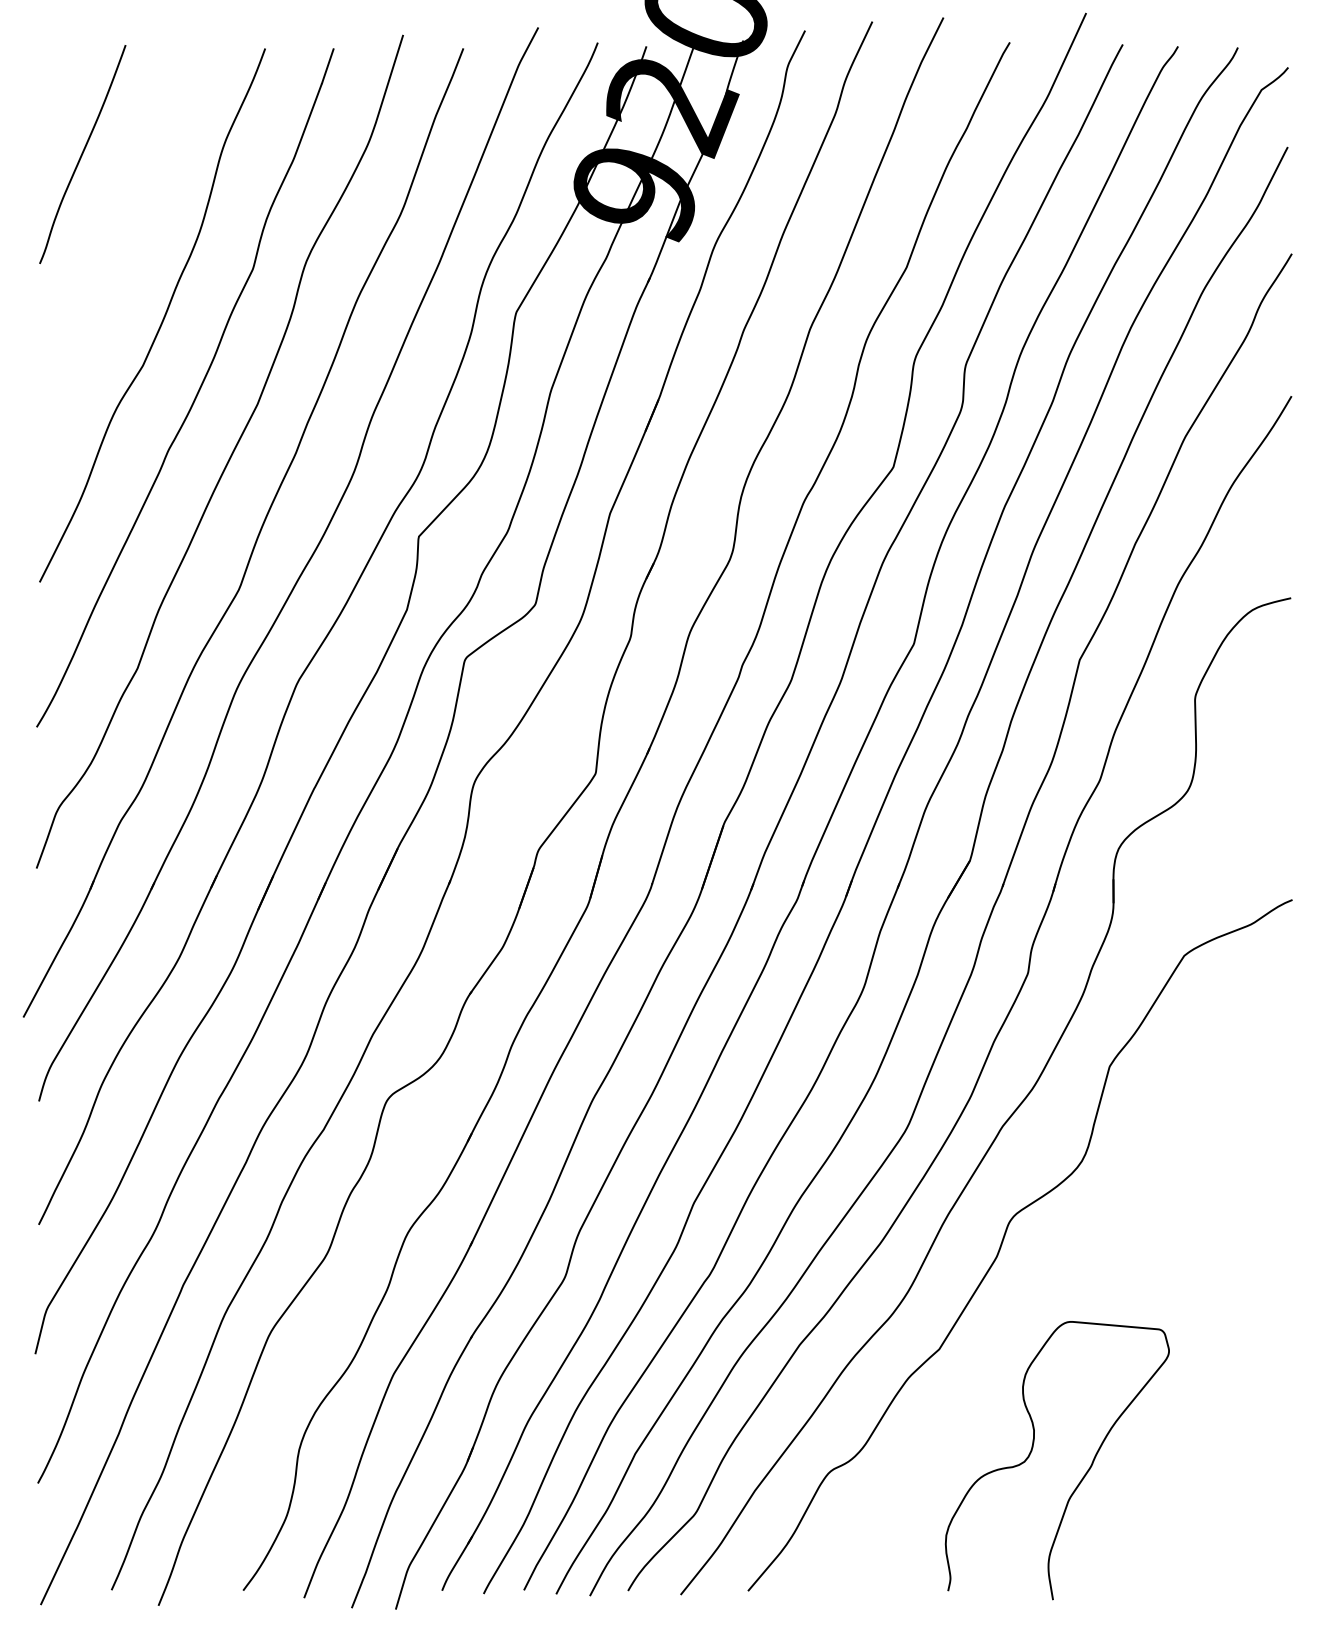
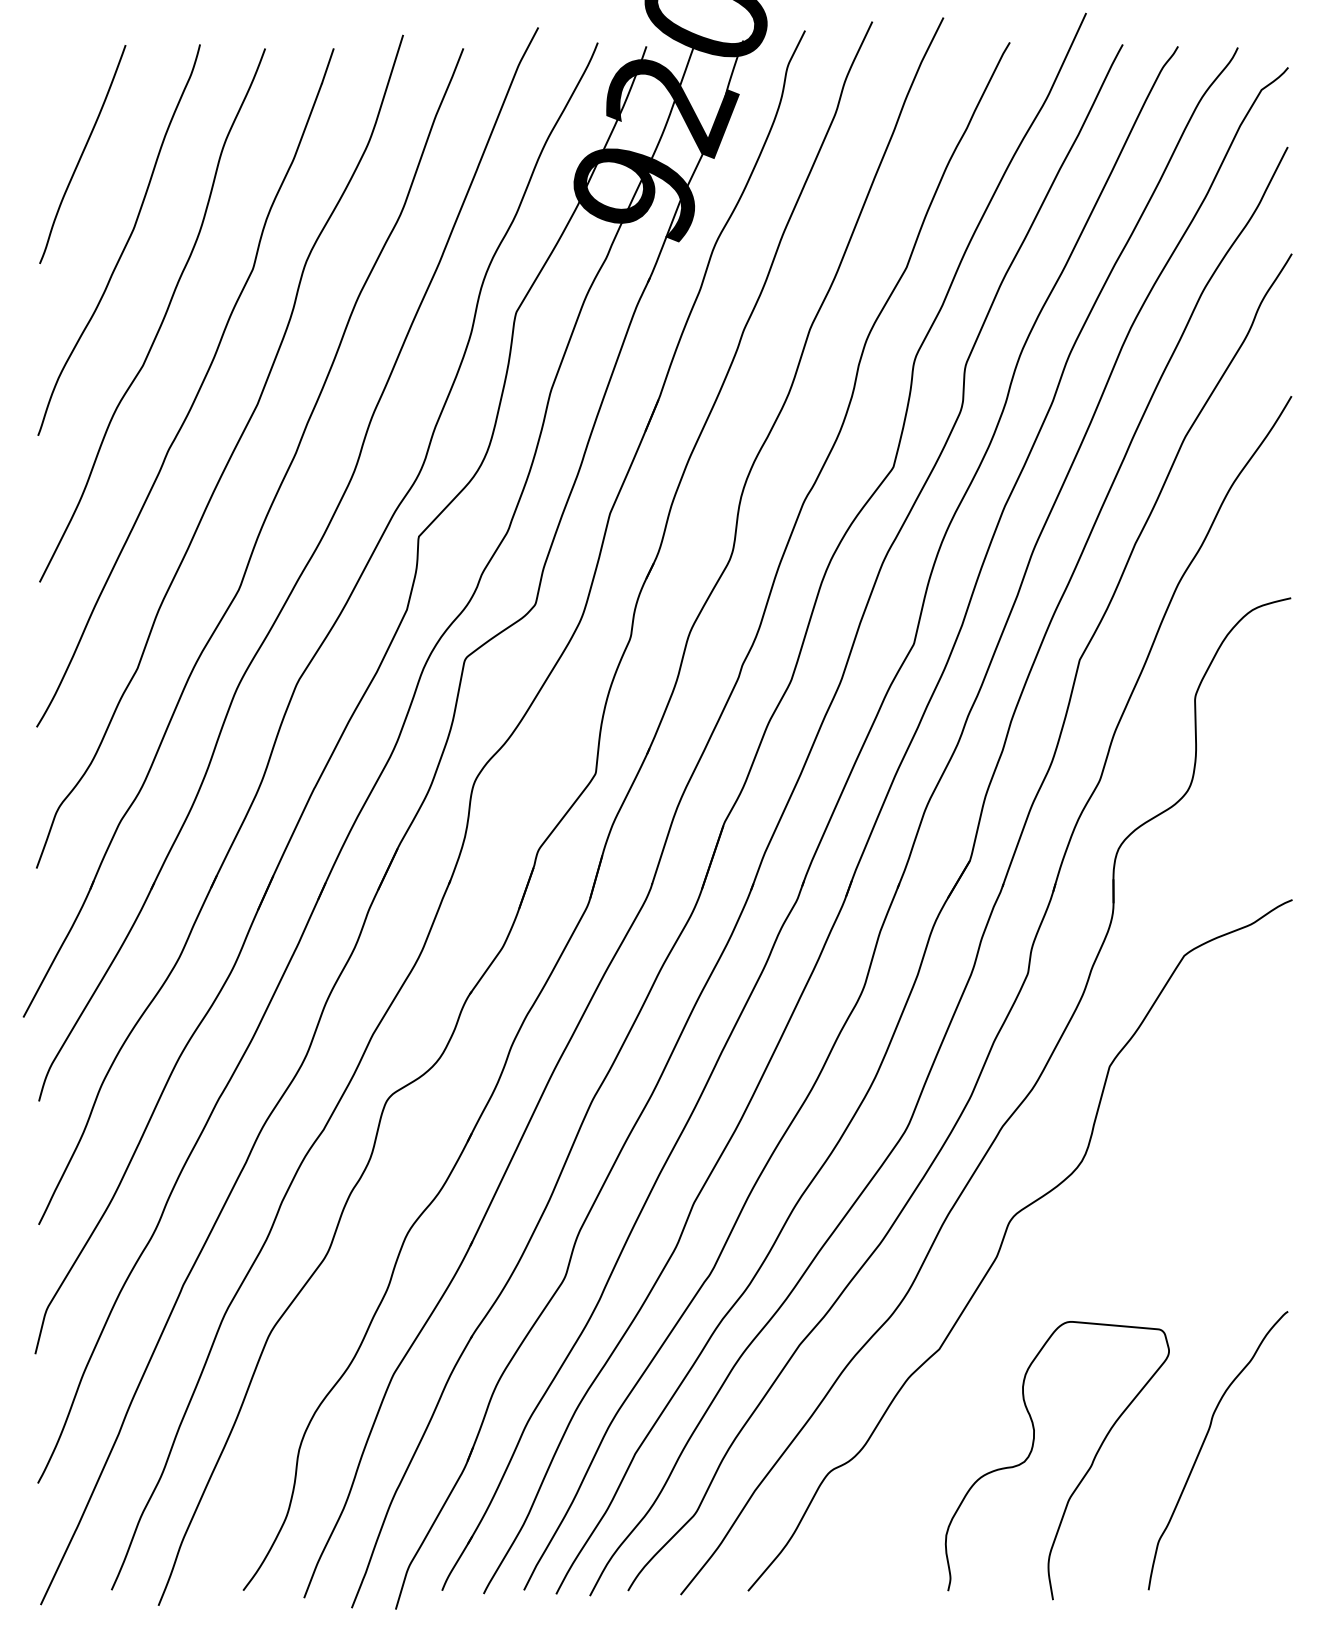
curve: none -> present (125, 243)
curve: none -> present (1204, 1443)
